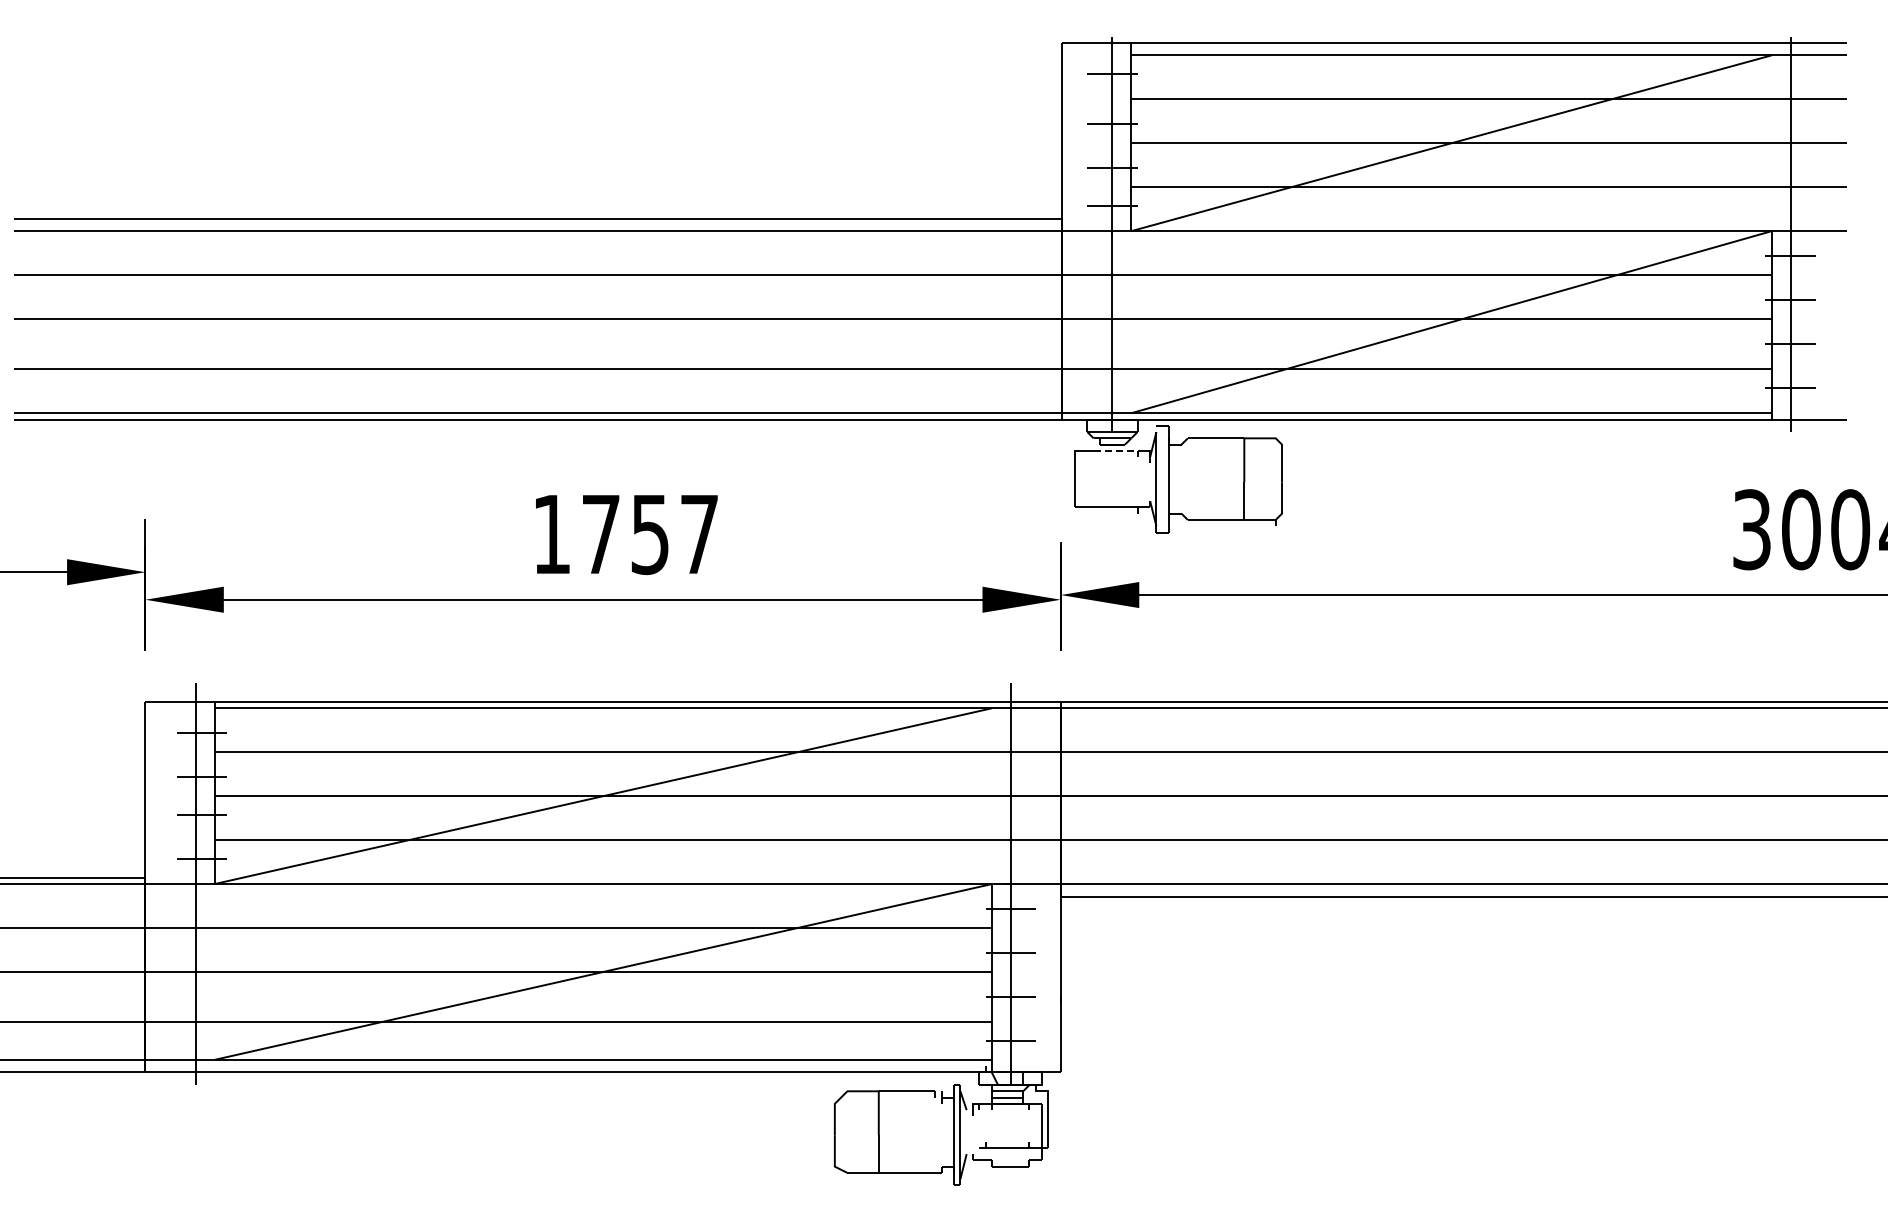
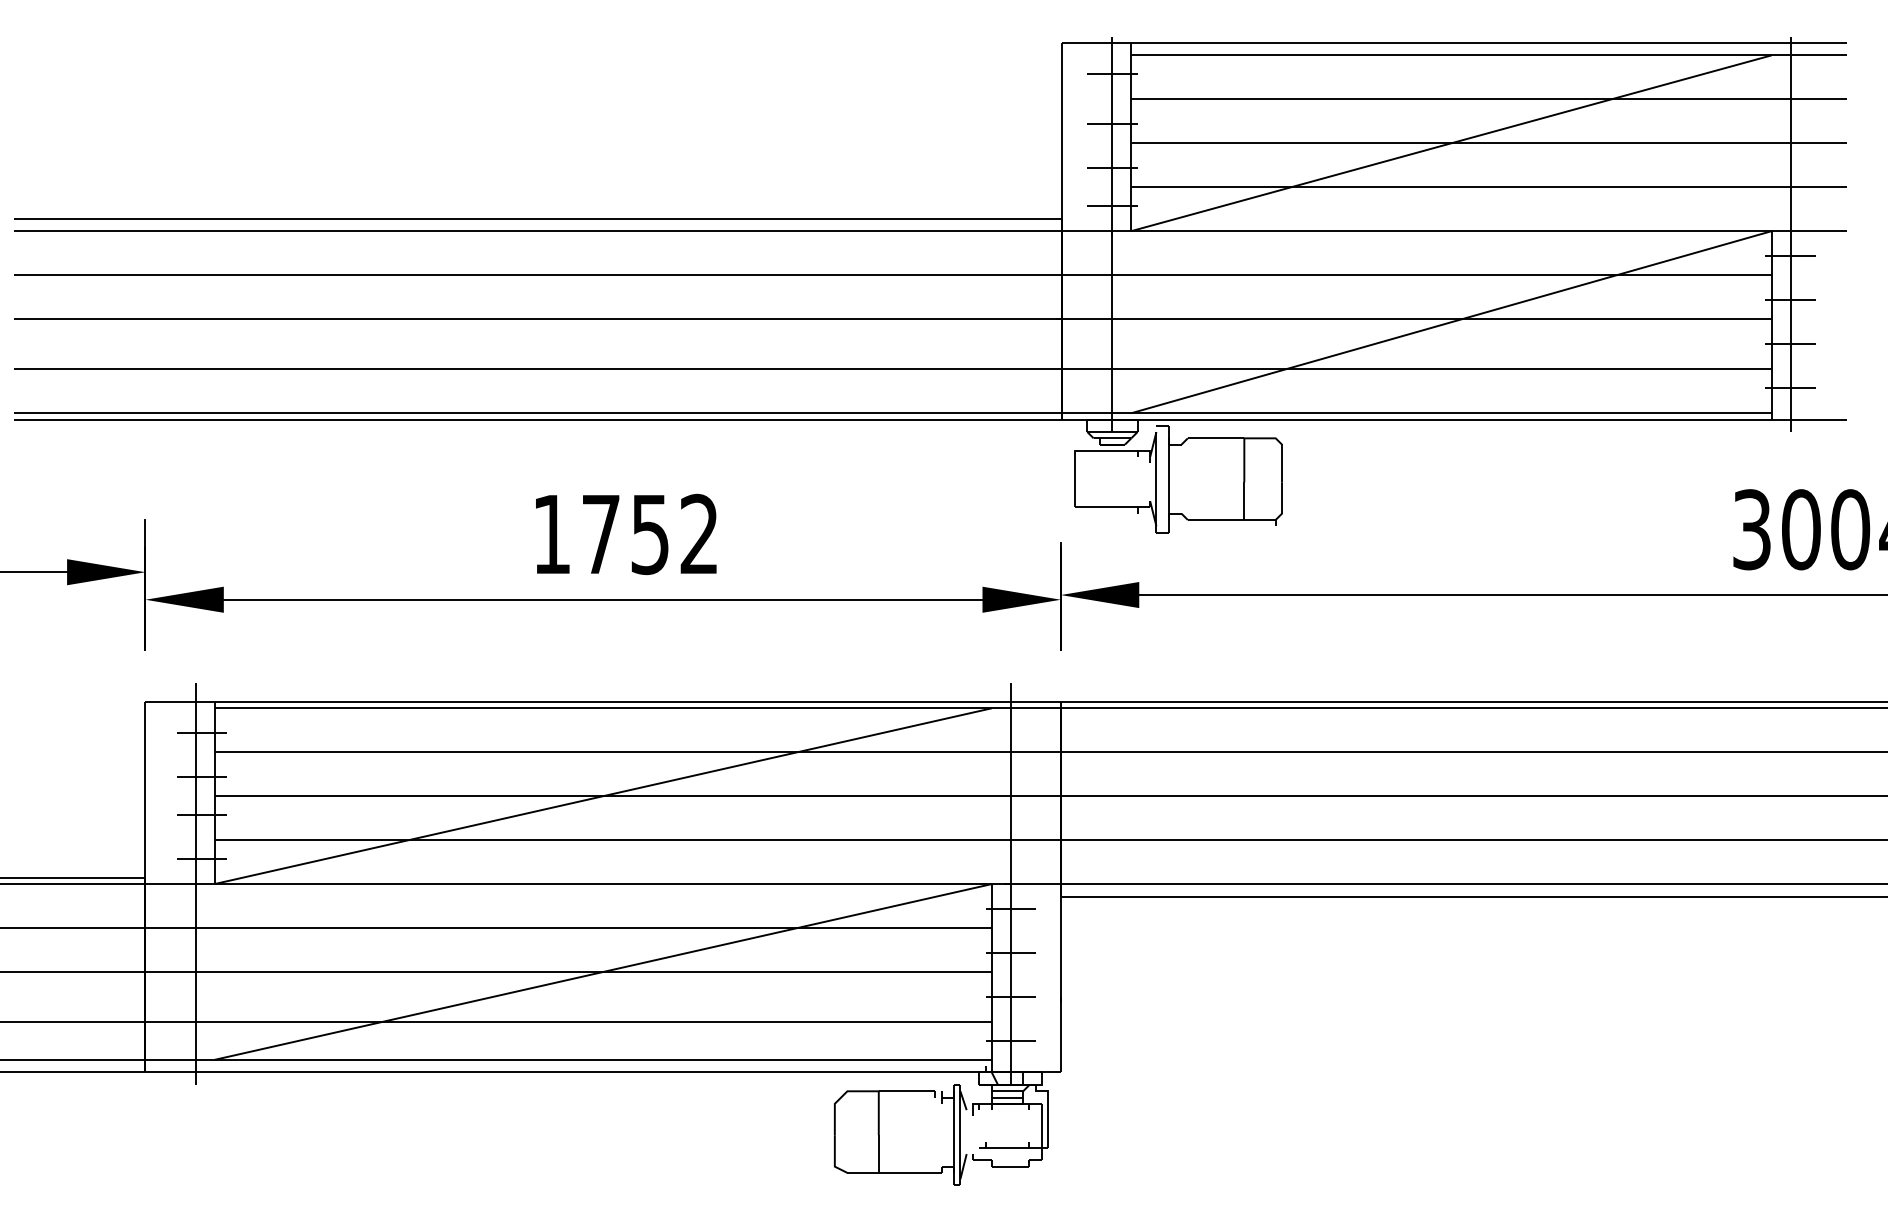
line: dashed -> solid (1115, 450)
text: 1757 -> 1752 (698, 533)
